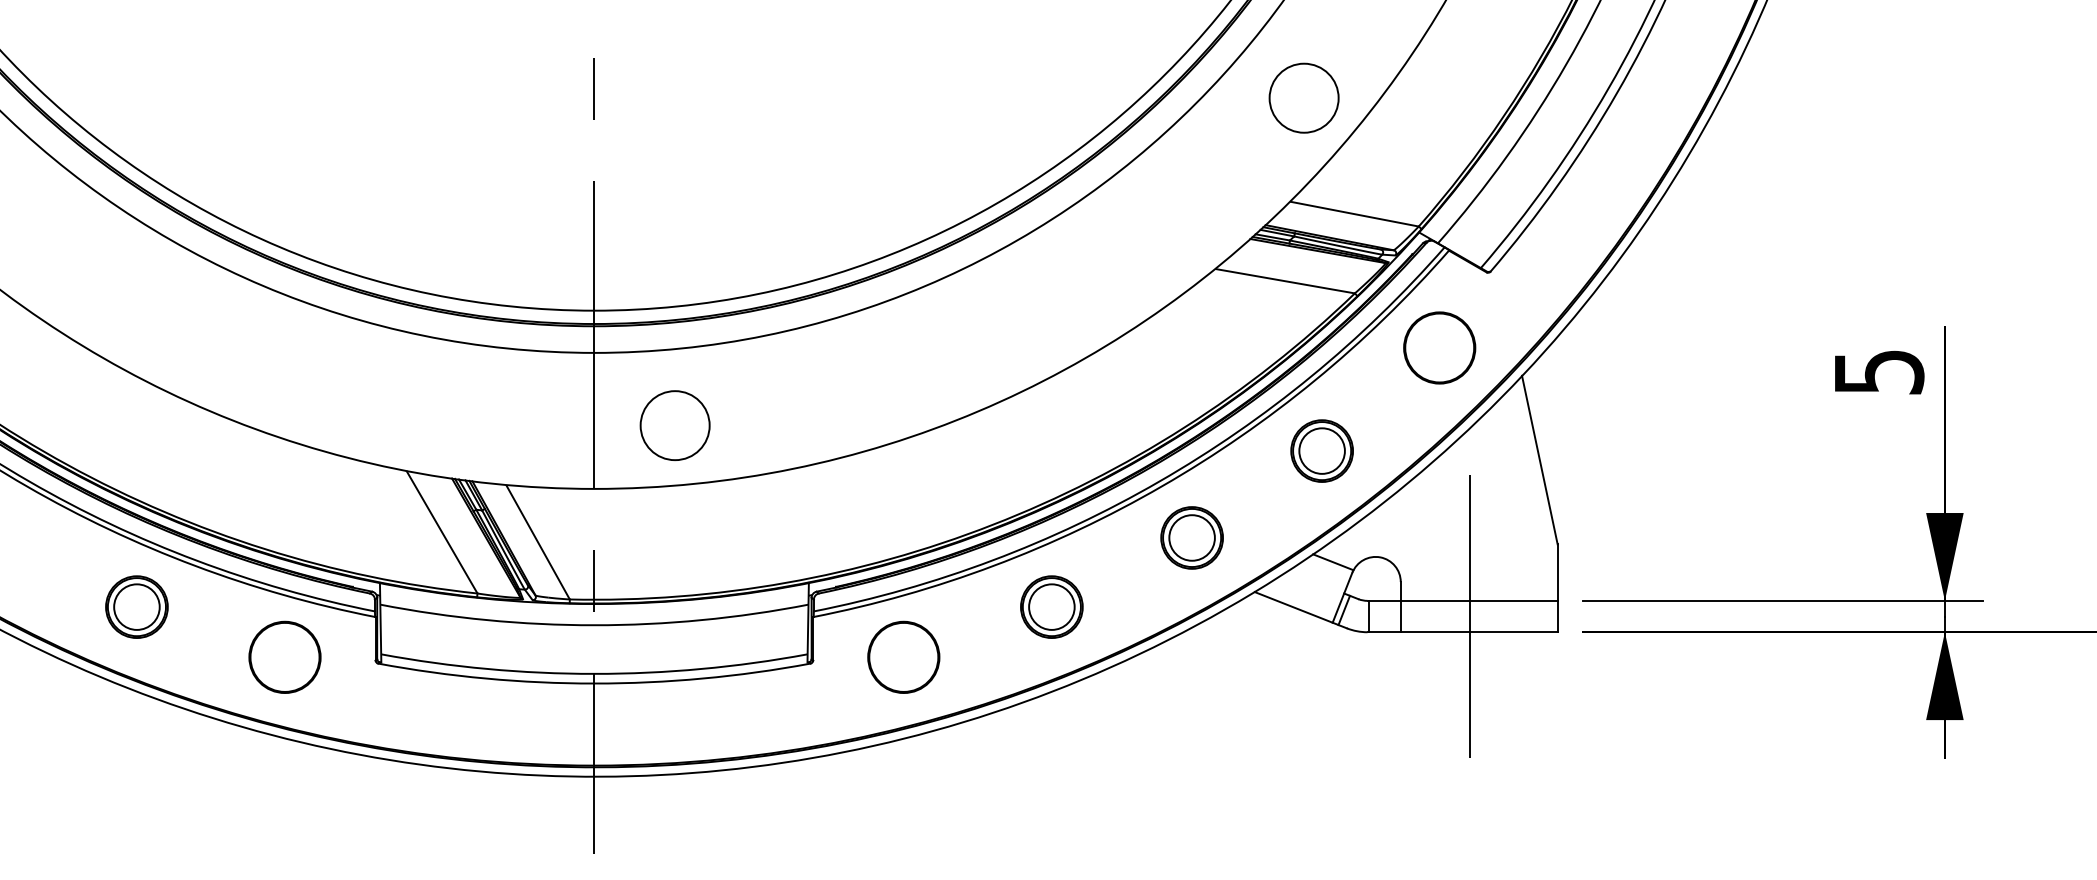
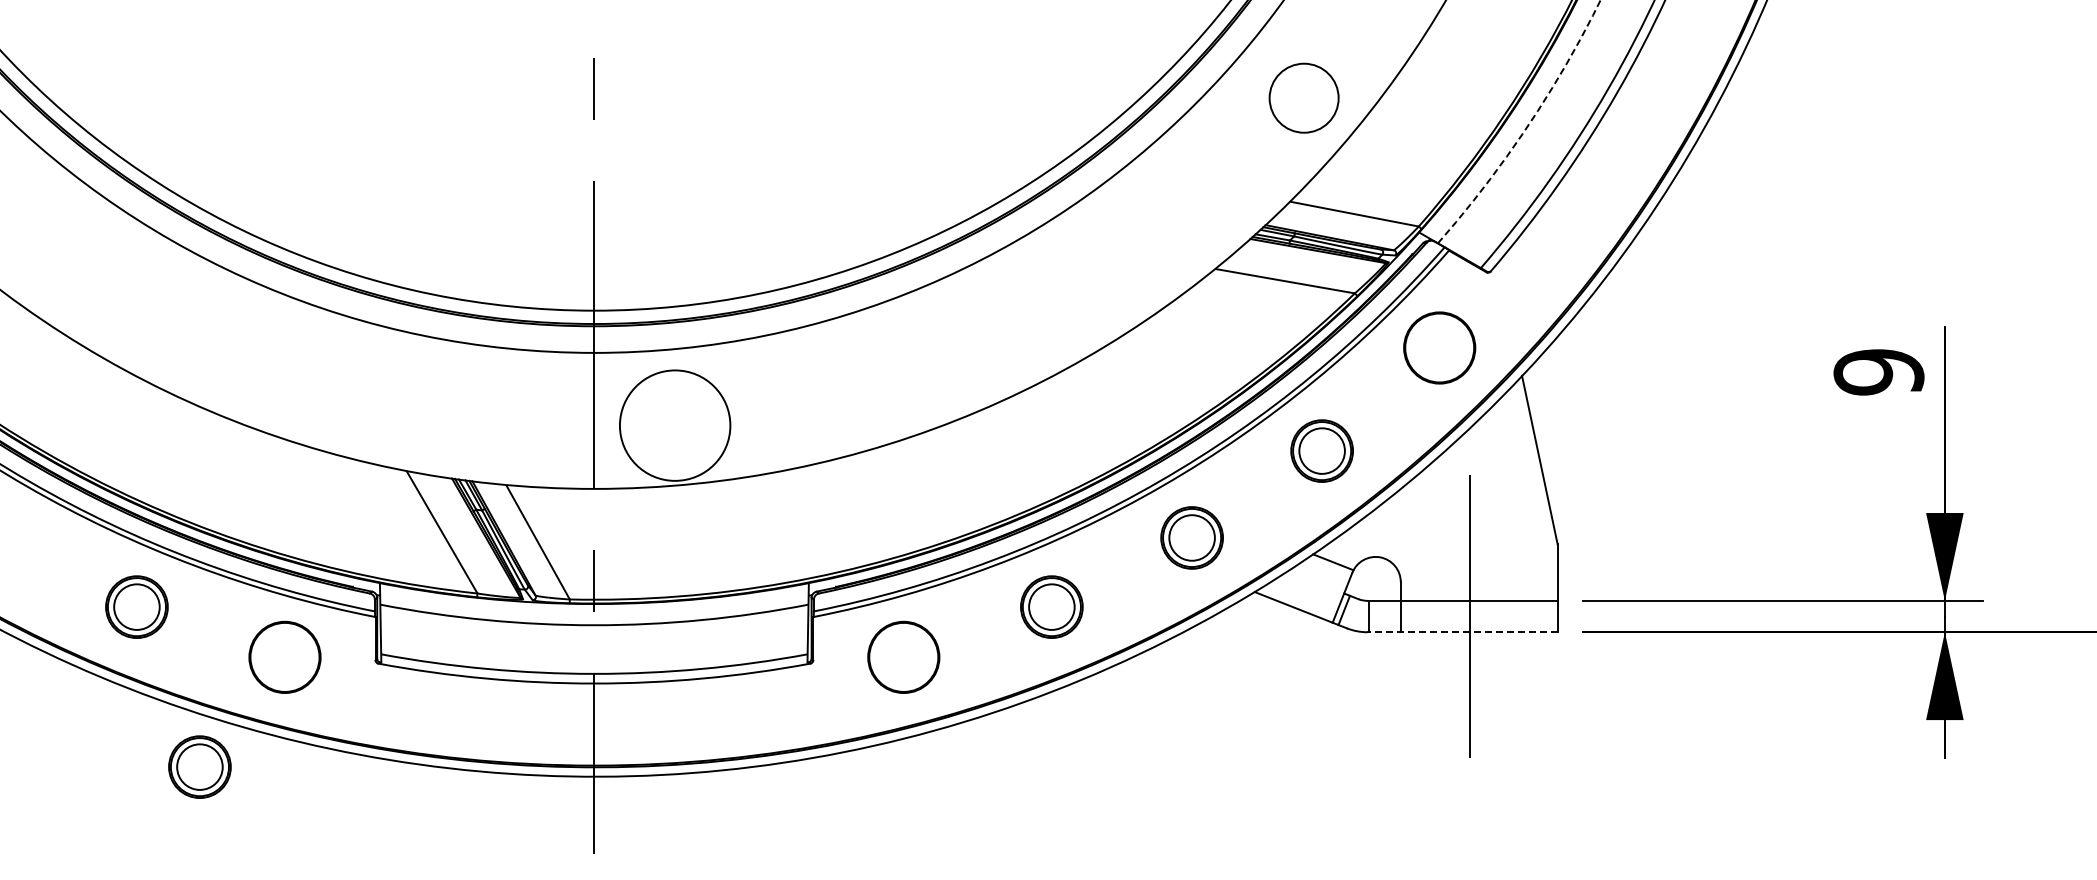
arc: solid -> dashed (1527, 126)
text: 5 -> 9 (1878, 372)
circle diameter: 69 px -> 110 px (674, 425)
line: solid -> dashed (1463, 632)
part: none -> present (199, 766)
